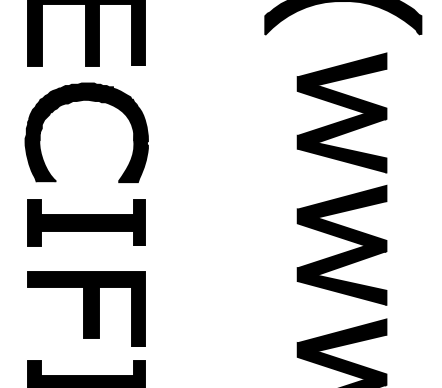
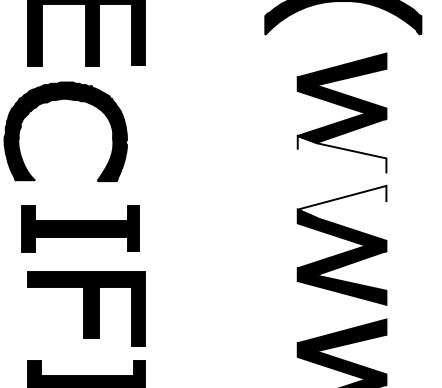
part position: (90, 101) -> (69, 100) (69, 100)
fill: present -> none (341, 154)
fill: present -> none (341, 201)
part position: (86, 222) -> (80, 228) (80, 228)
